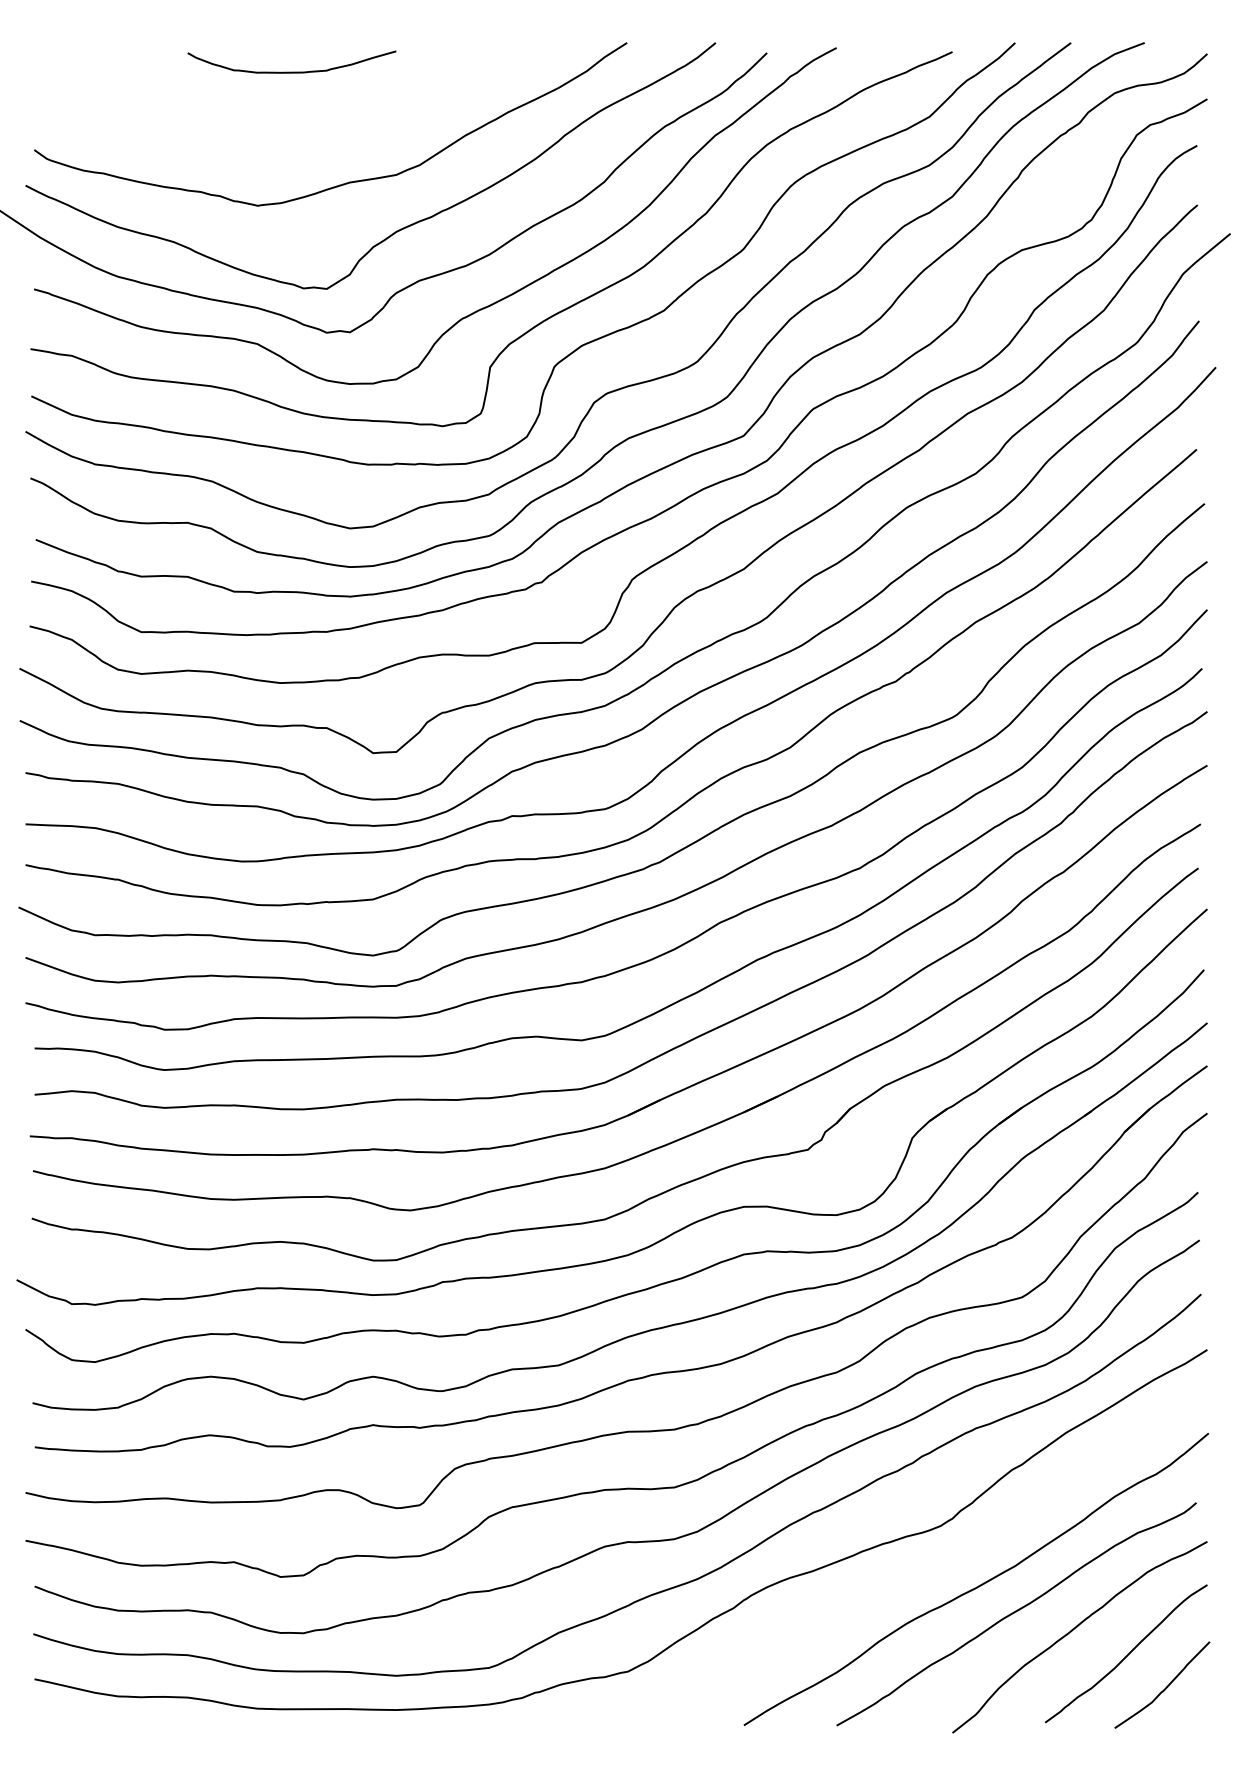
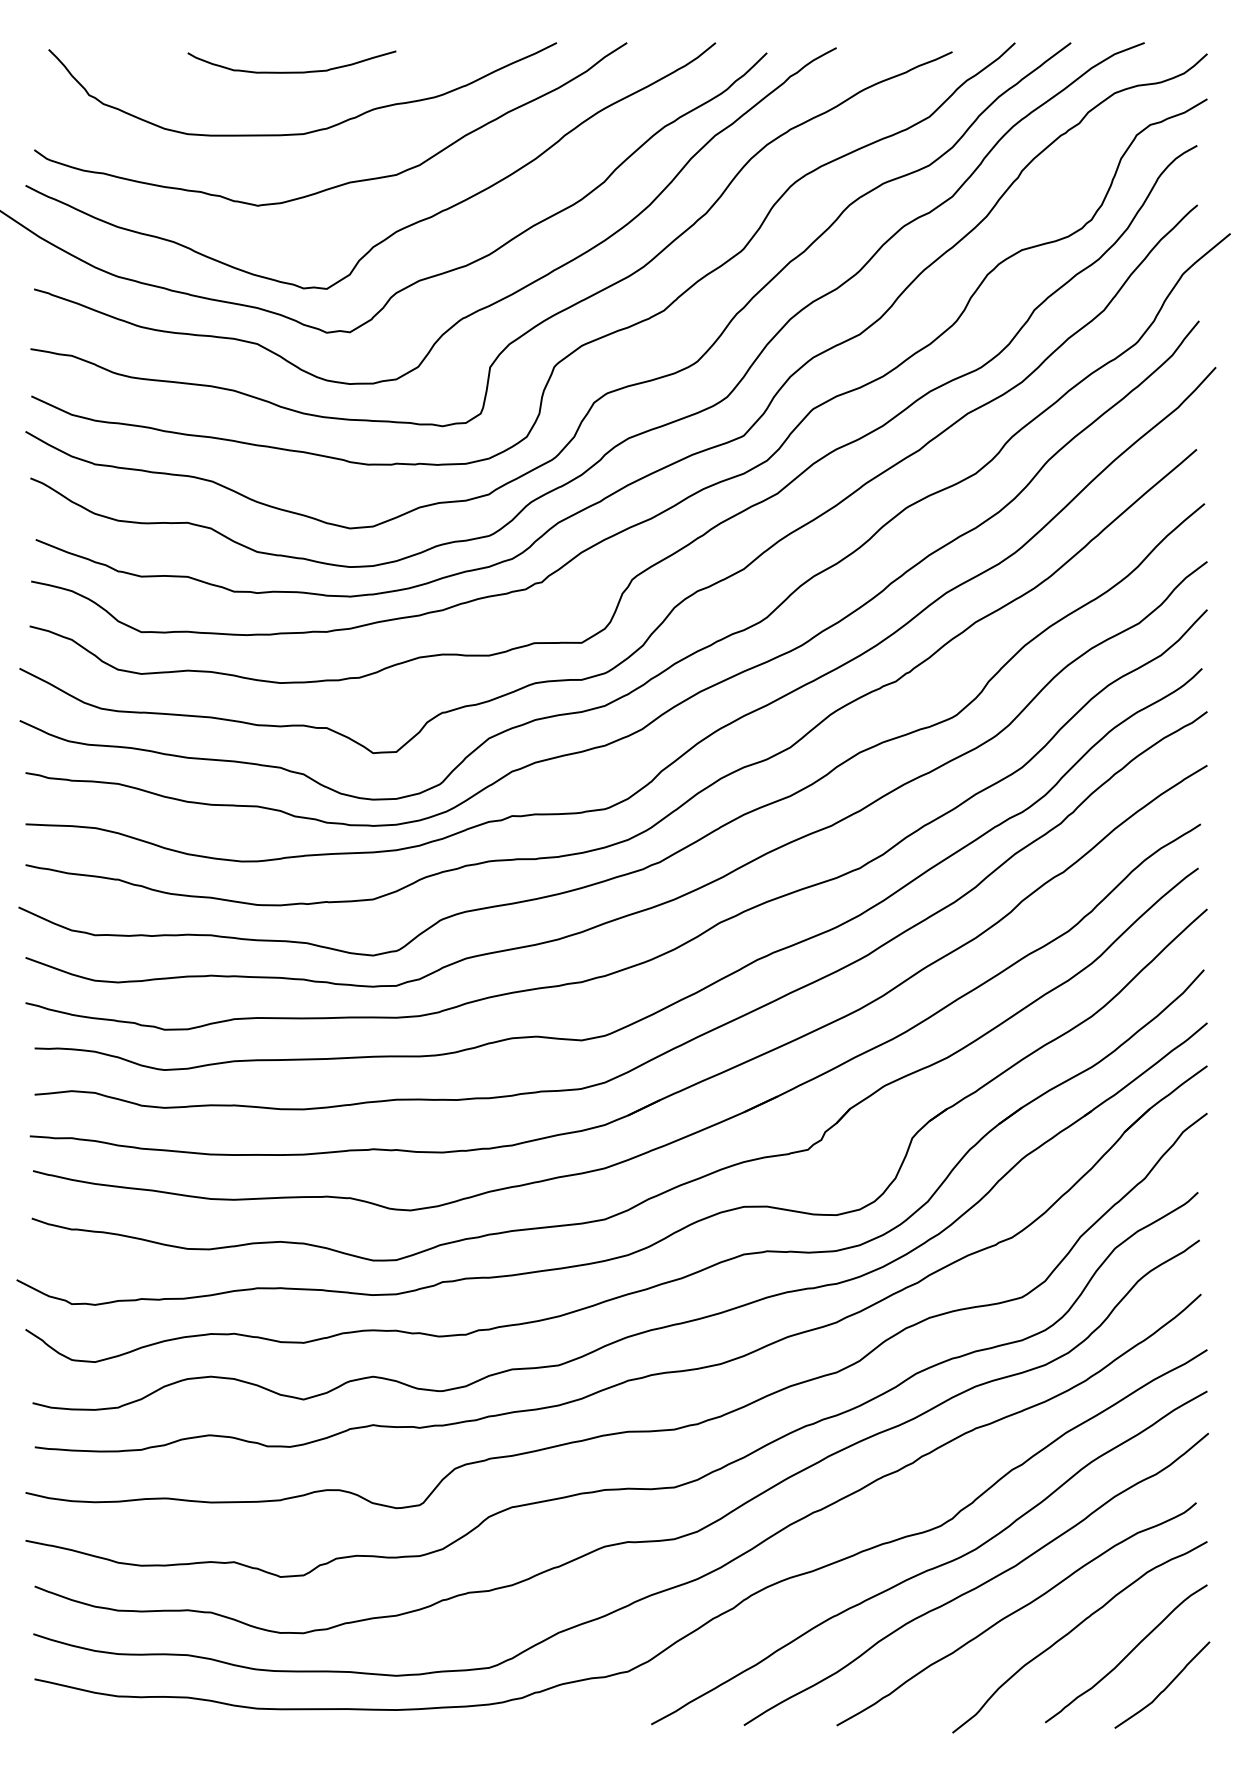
curve: none -> present (312, 130)
curve: none -> present (932, 1567)
